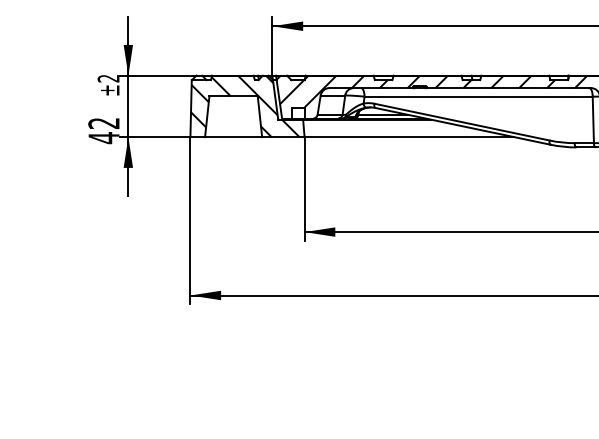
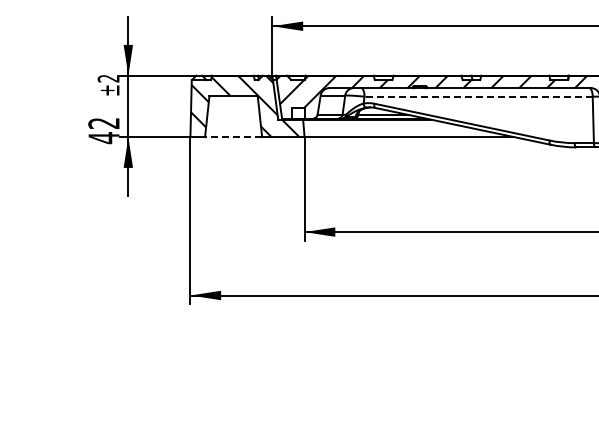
line: solid -> dashed (478, 96)
line: solid -> dashed (233, 137)
